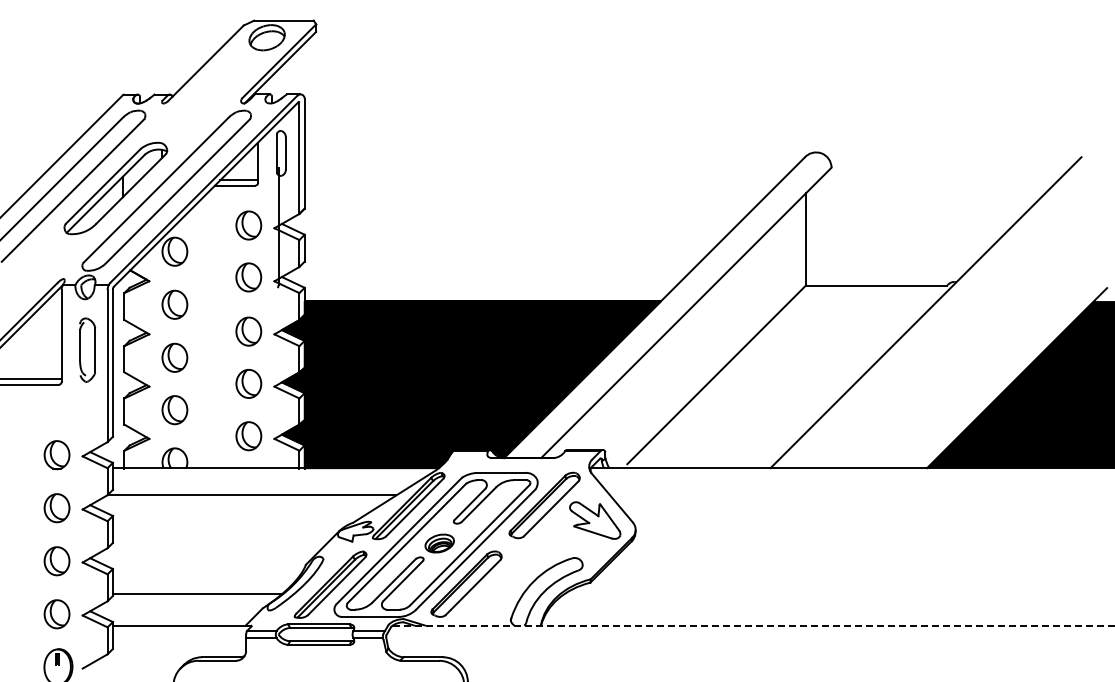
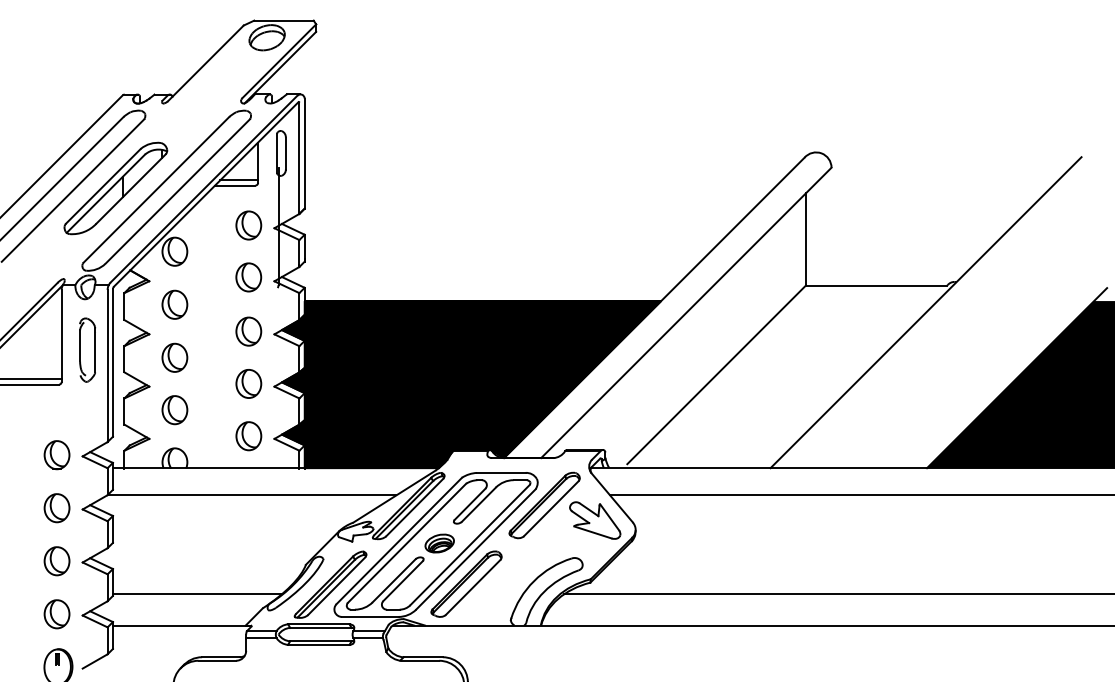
line: none -> present (860, 495)
line: none -> present (837, 594)
line: dashed -> solid (753, 625)
